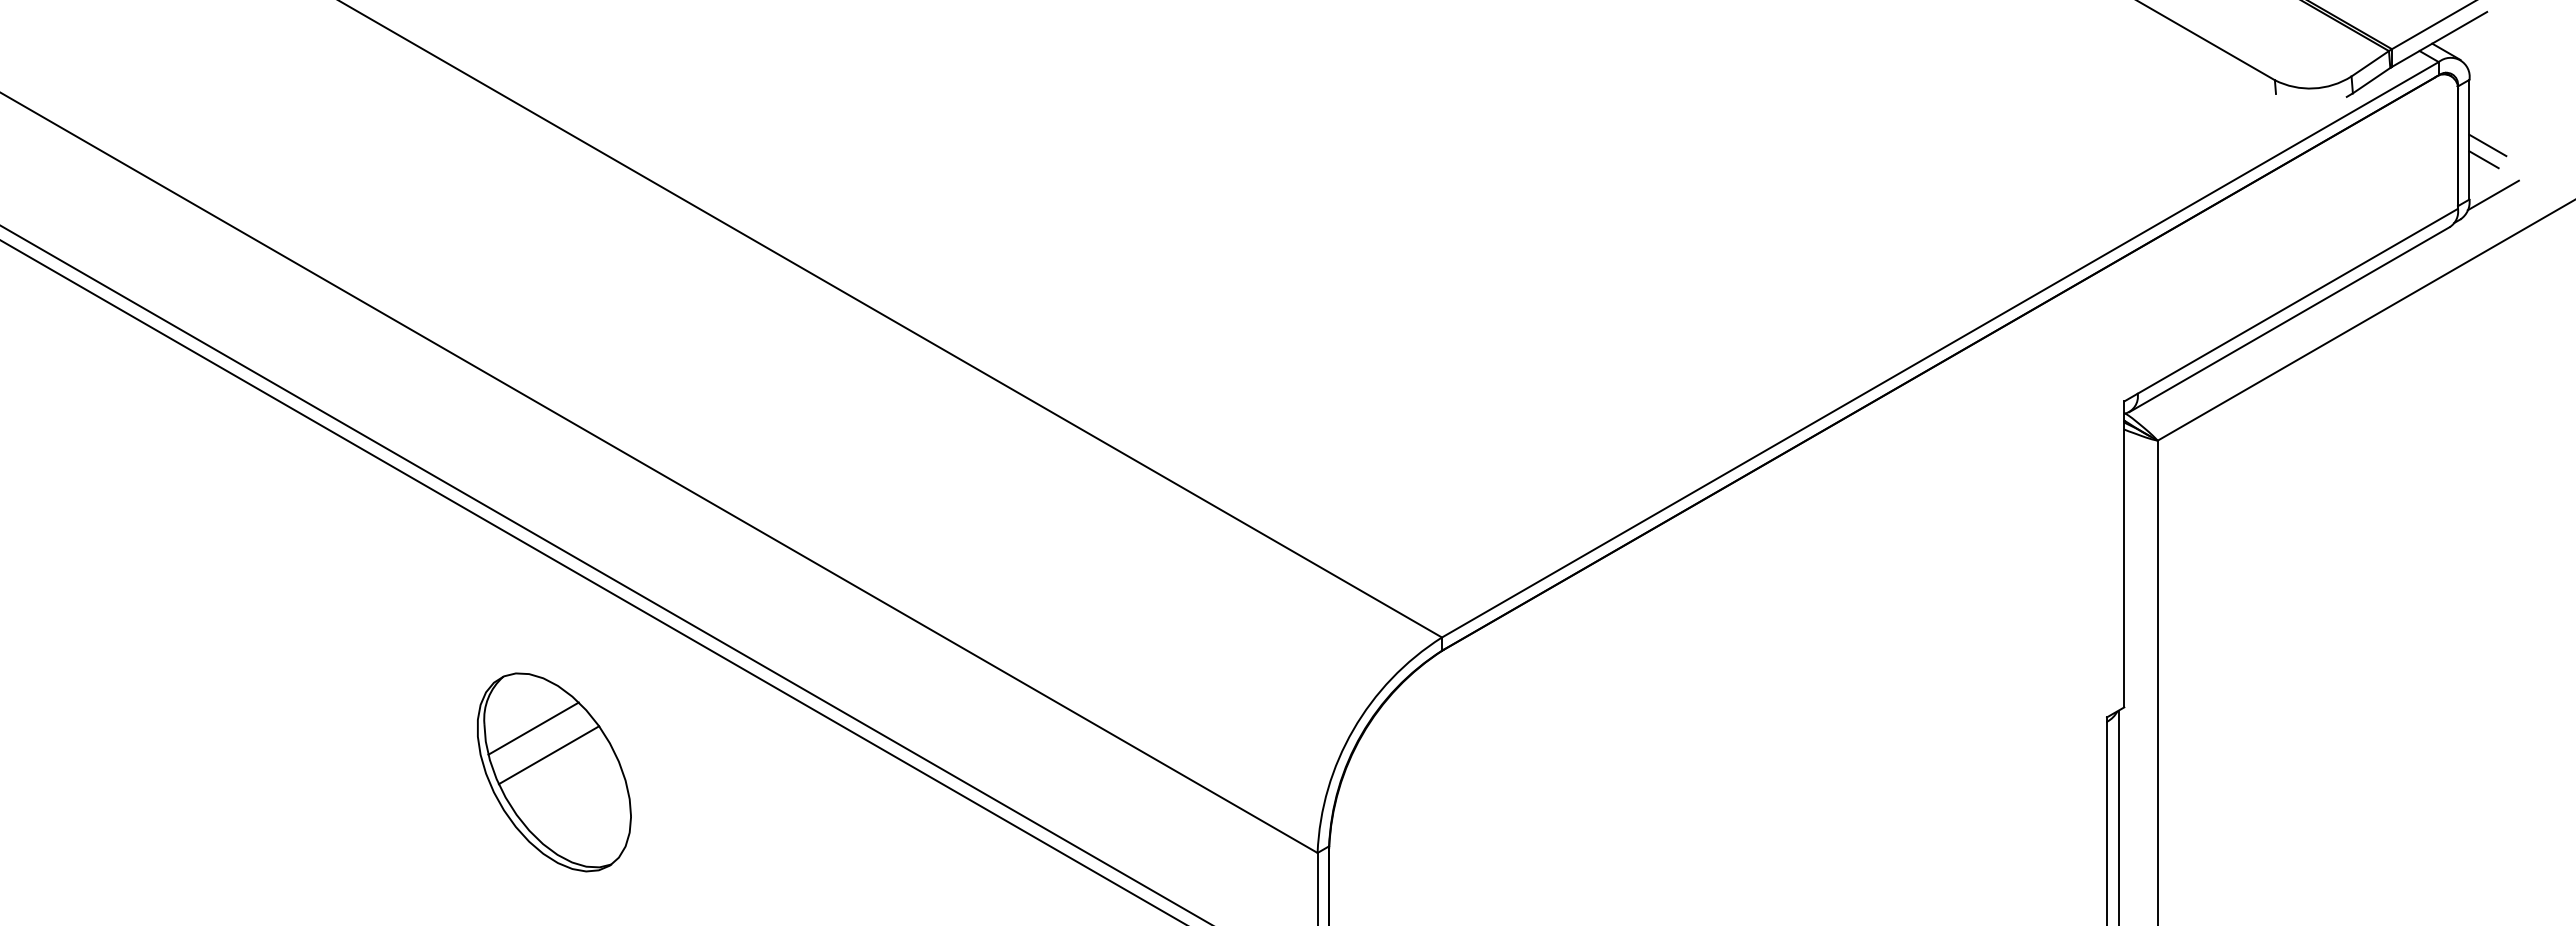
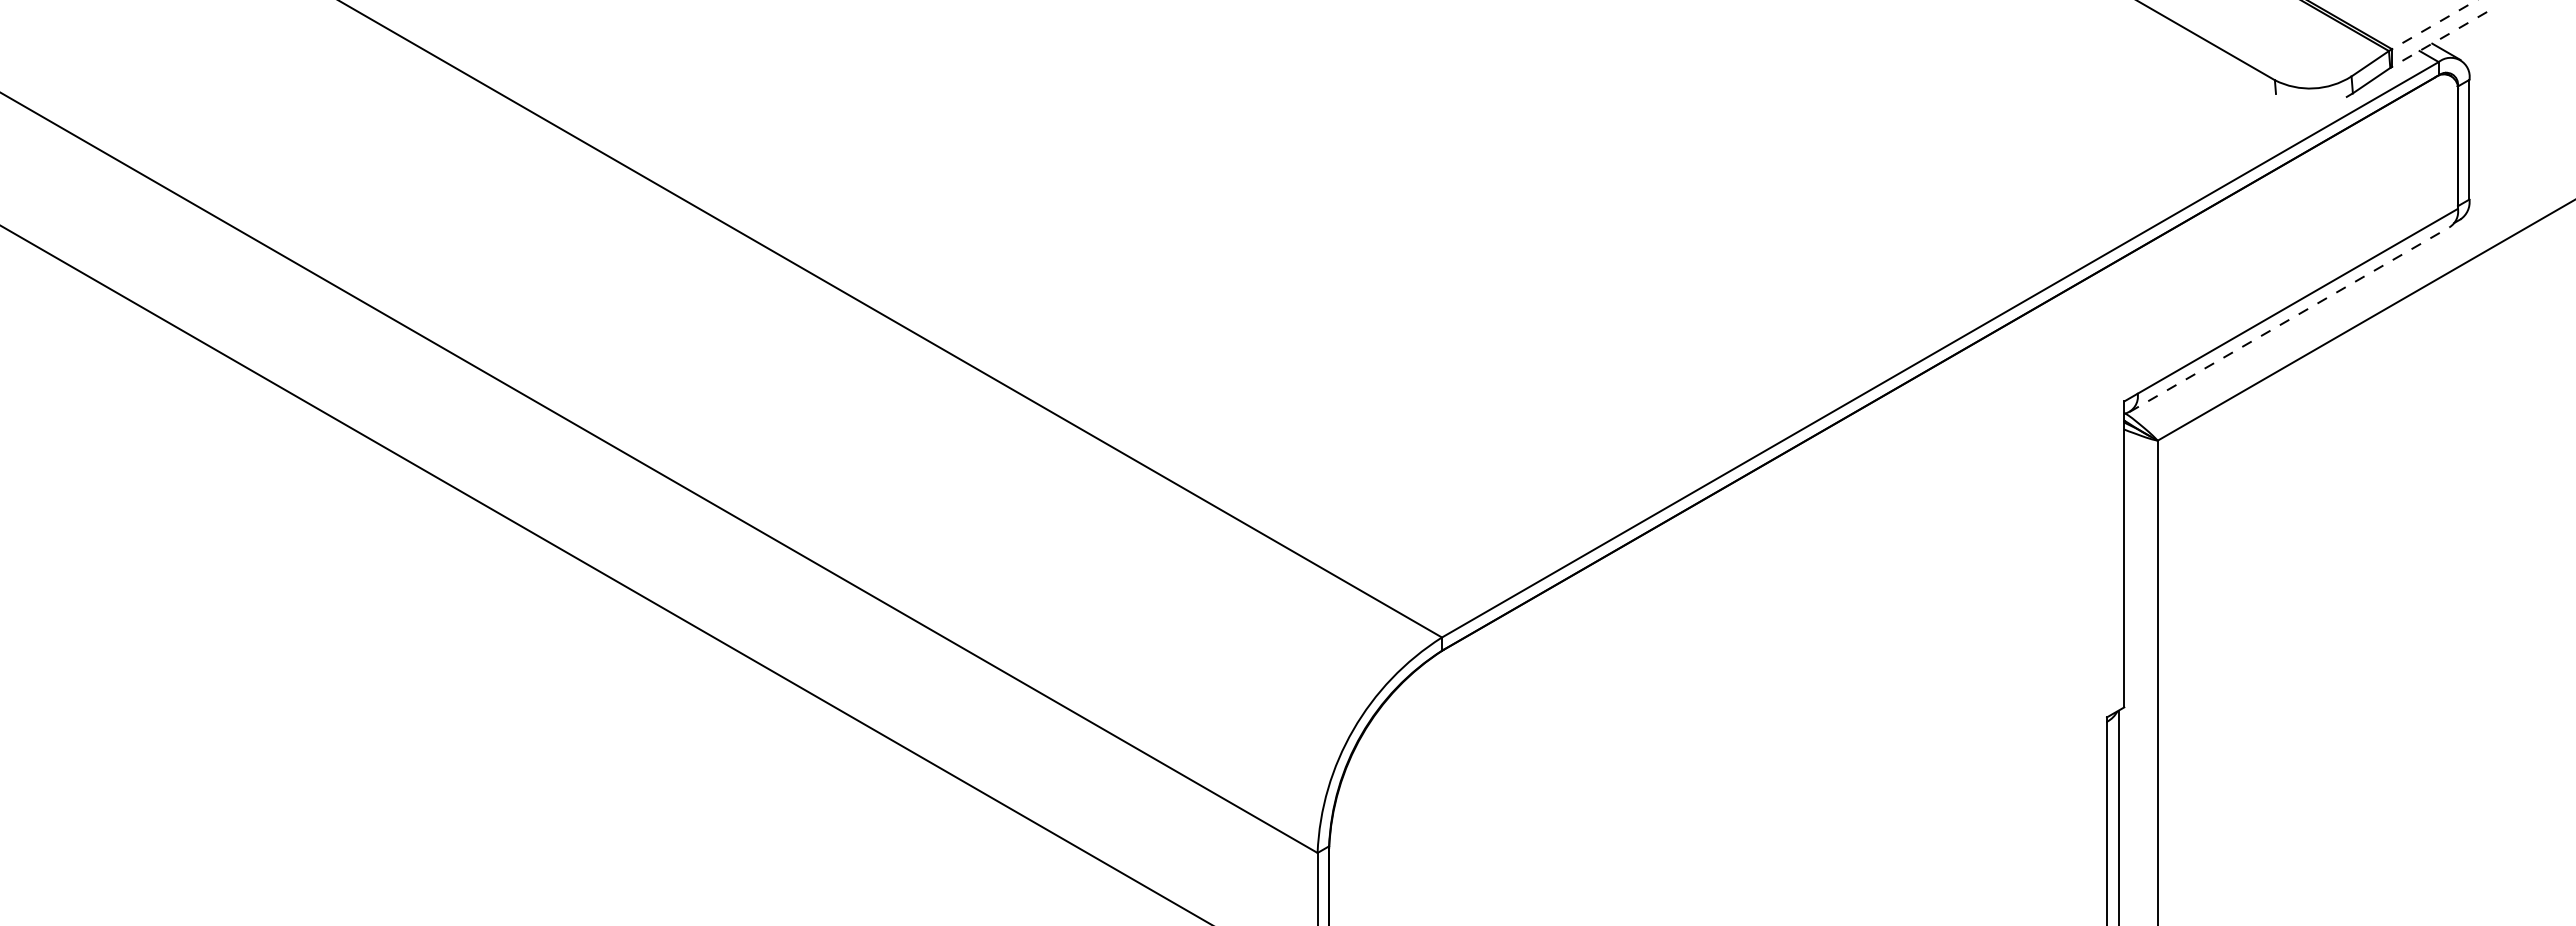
line: solid -> dashed (2434, 24)
line: solid -> dashed (2439, 39)
line: present -> none (2487, 145)
line: present -> none (2483, 159)
line: present -> none (2492, 195)
line: solid -> dashed (2289, 319)
line: present -> none (592, 581)
part: present -> none (554, 772)
